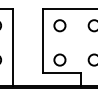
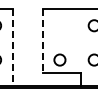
circle: present -> none (59, 25)
line: solid -> dashed (42, 41)
line: solid -> dashed (12, 47)
